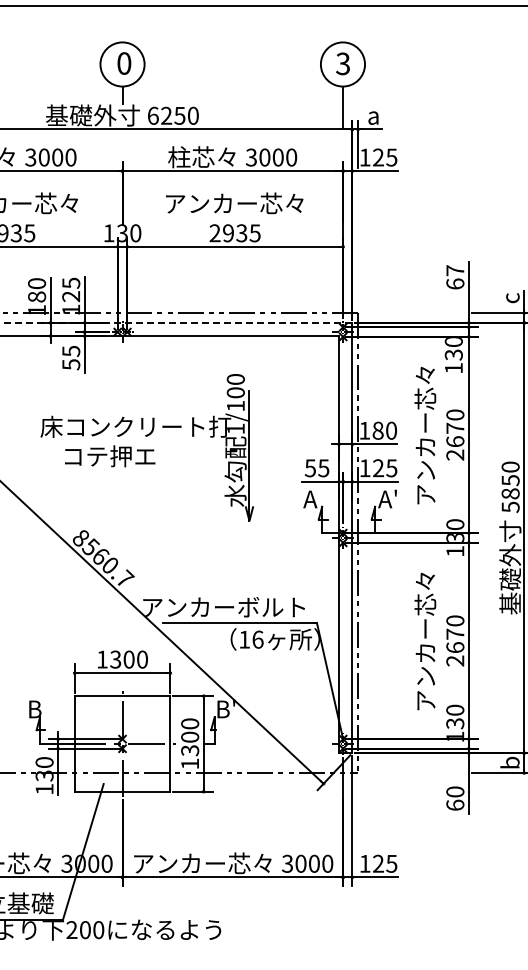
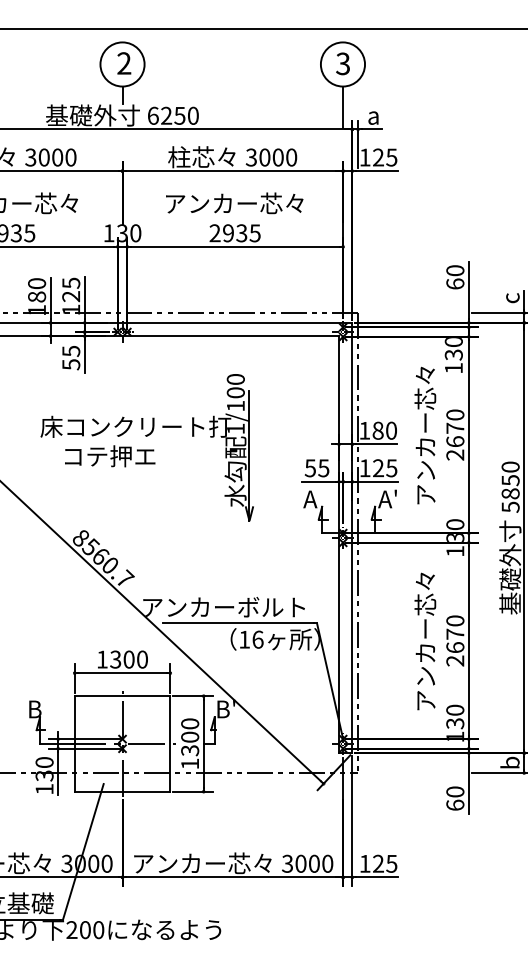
line position: (263, 6) -> (263, 29) (263, 29)
text: 0 -> 2 (124, 63)
text: 67 -> 60 (455, 270)
line: dashed -> solid (176, 322)
